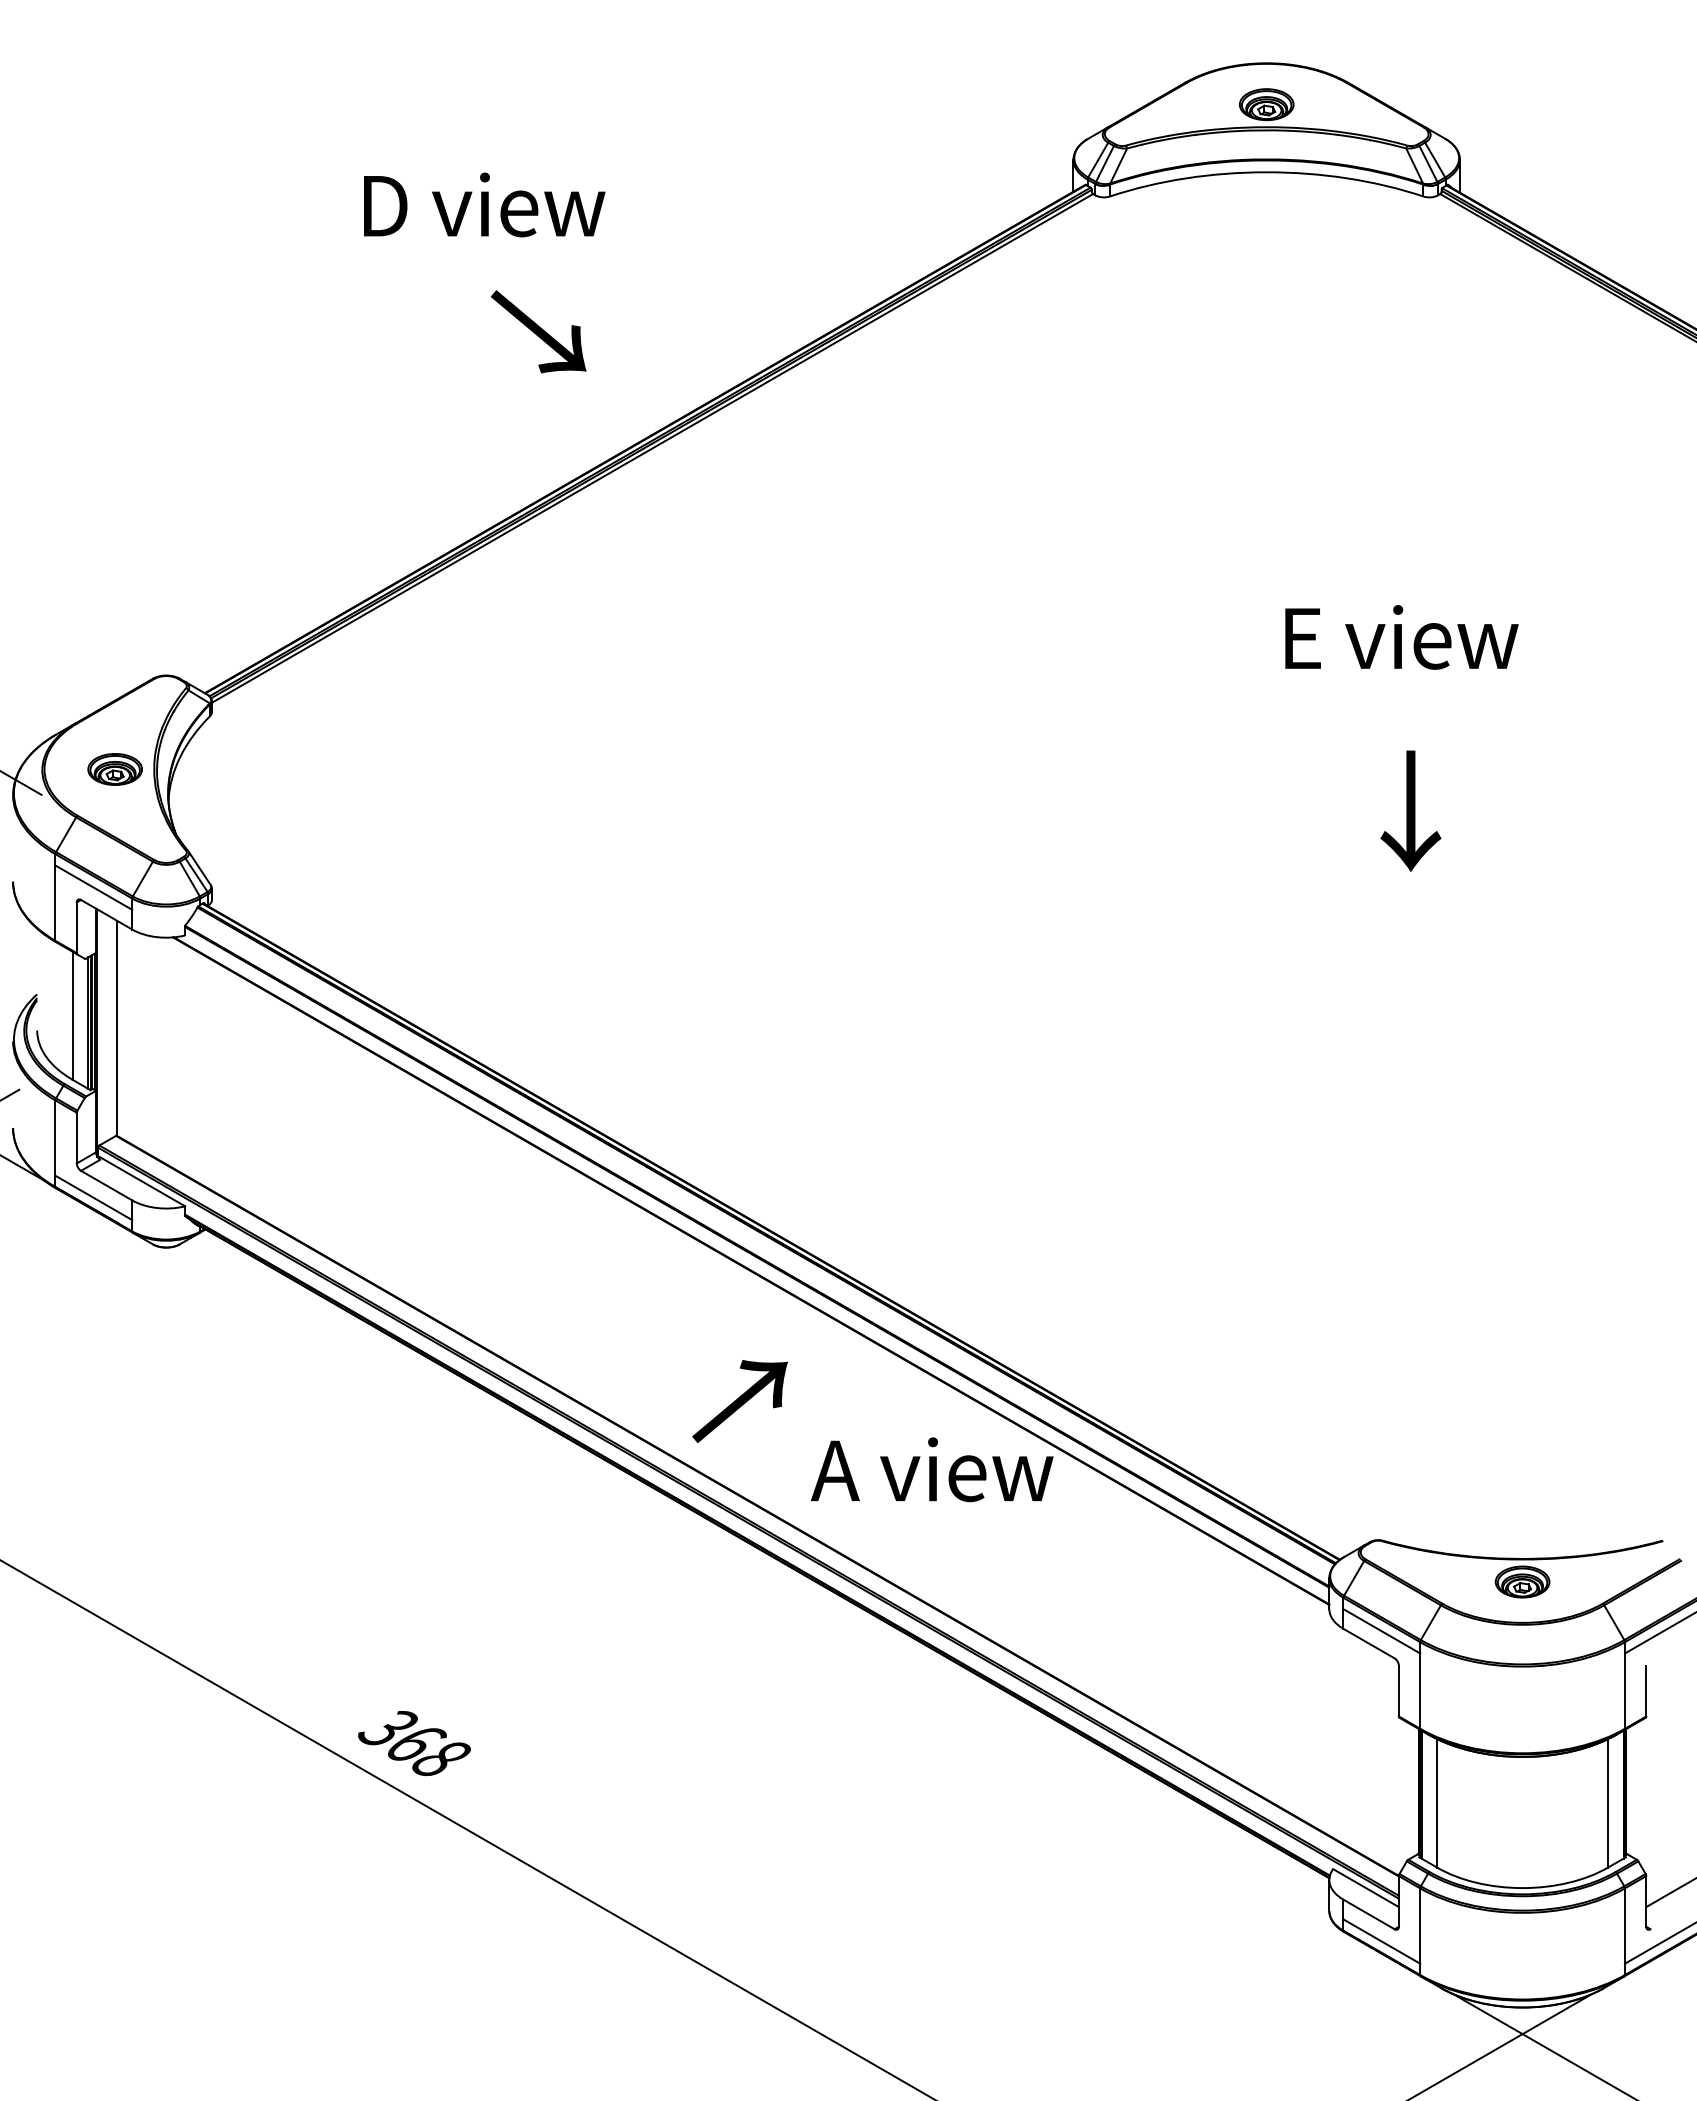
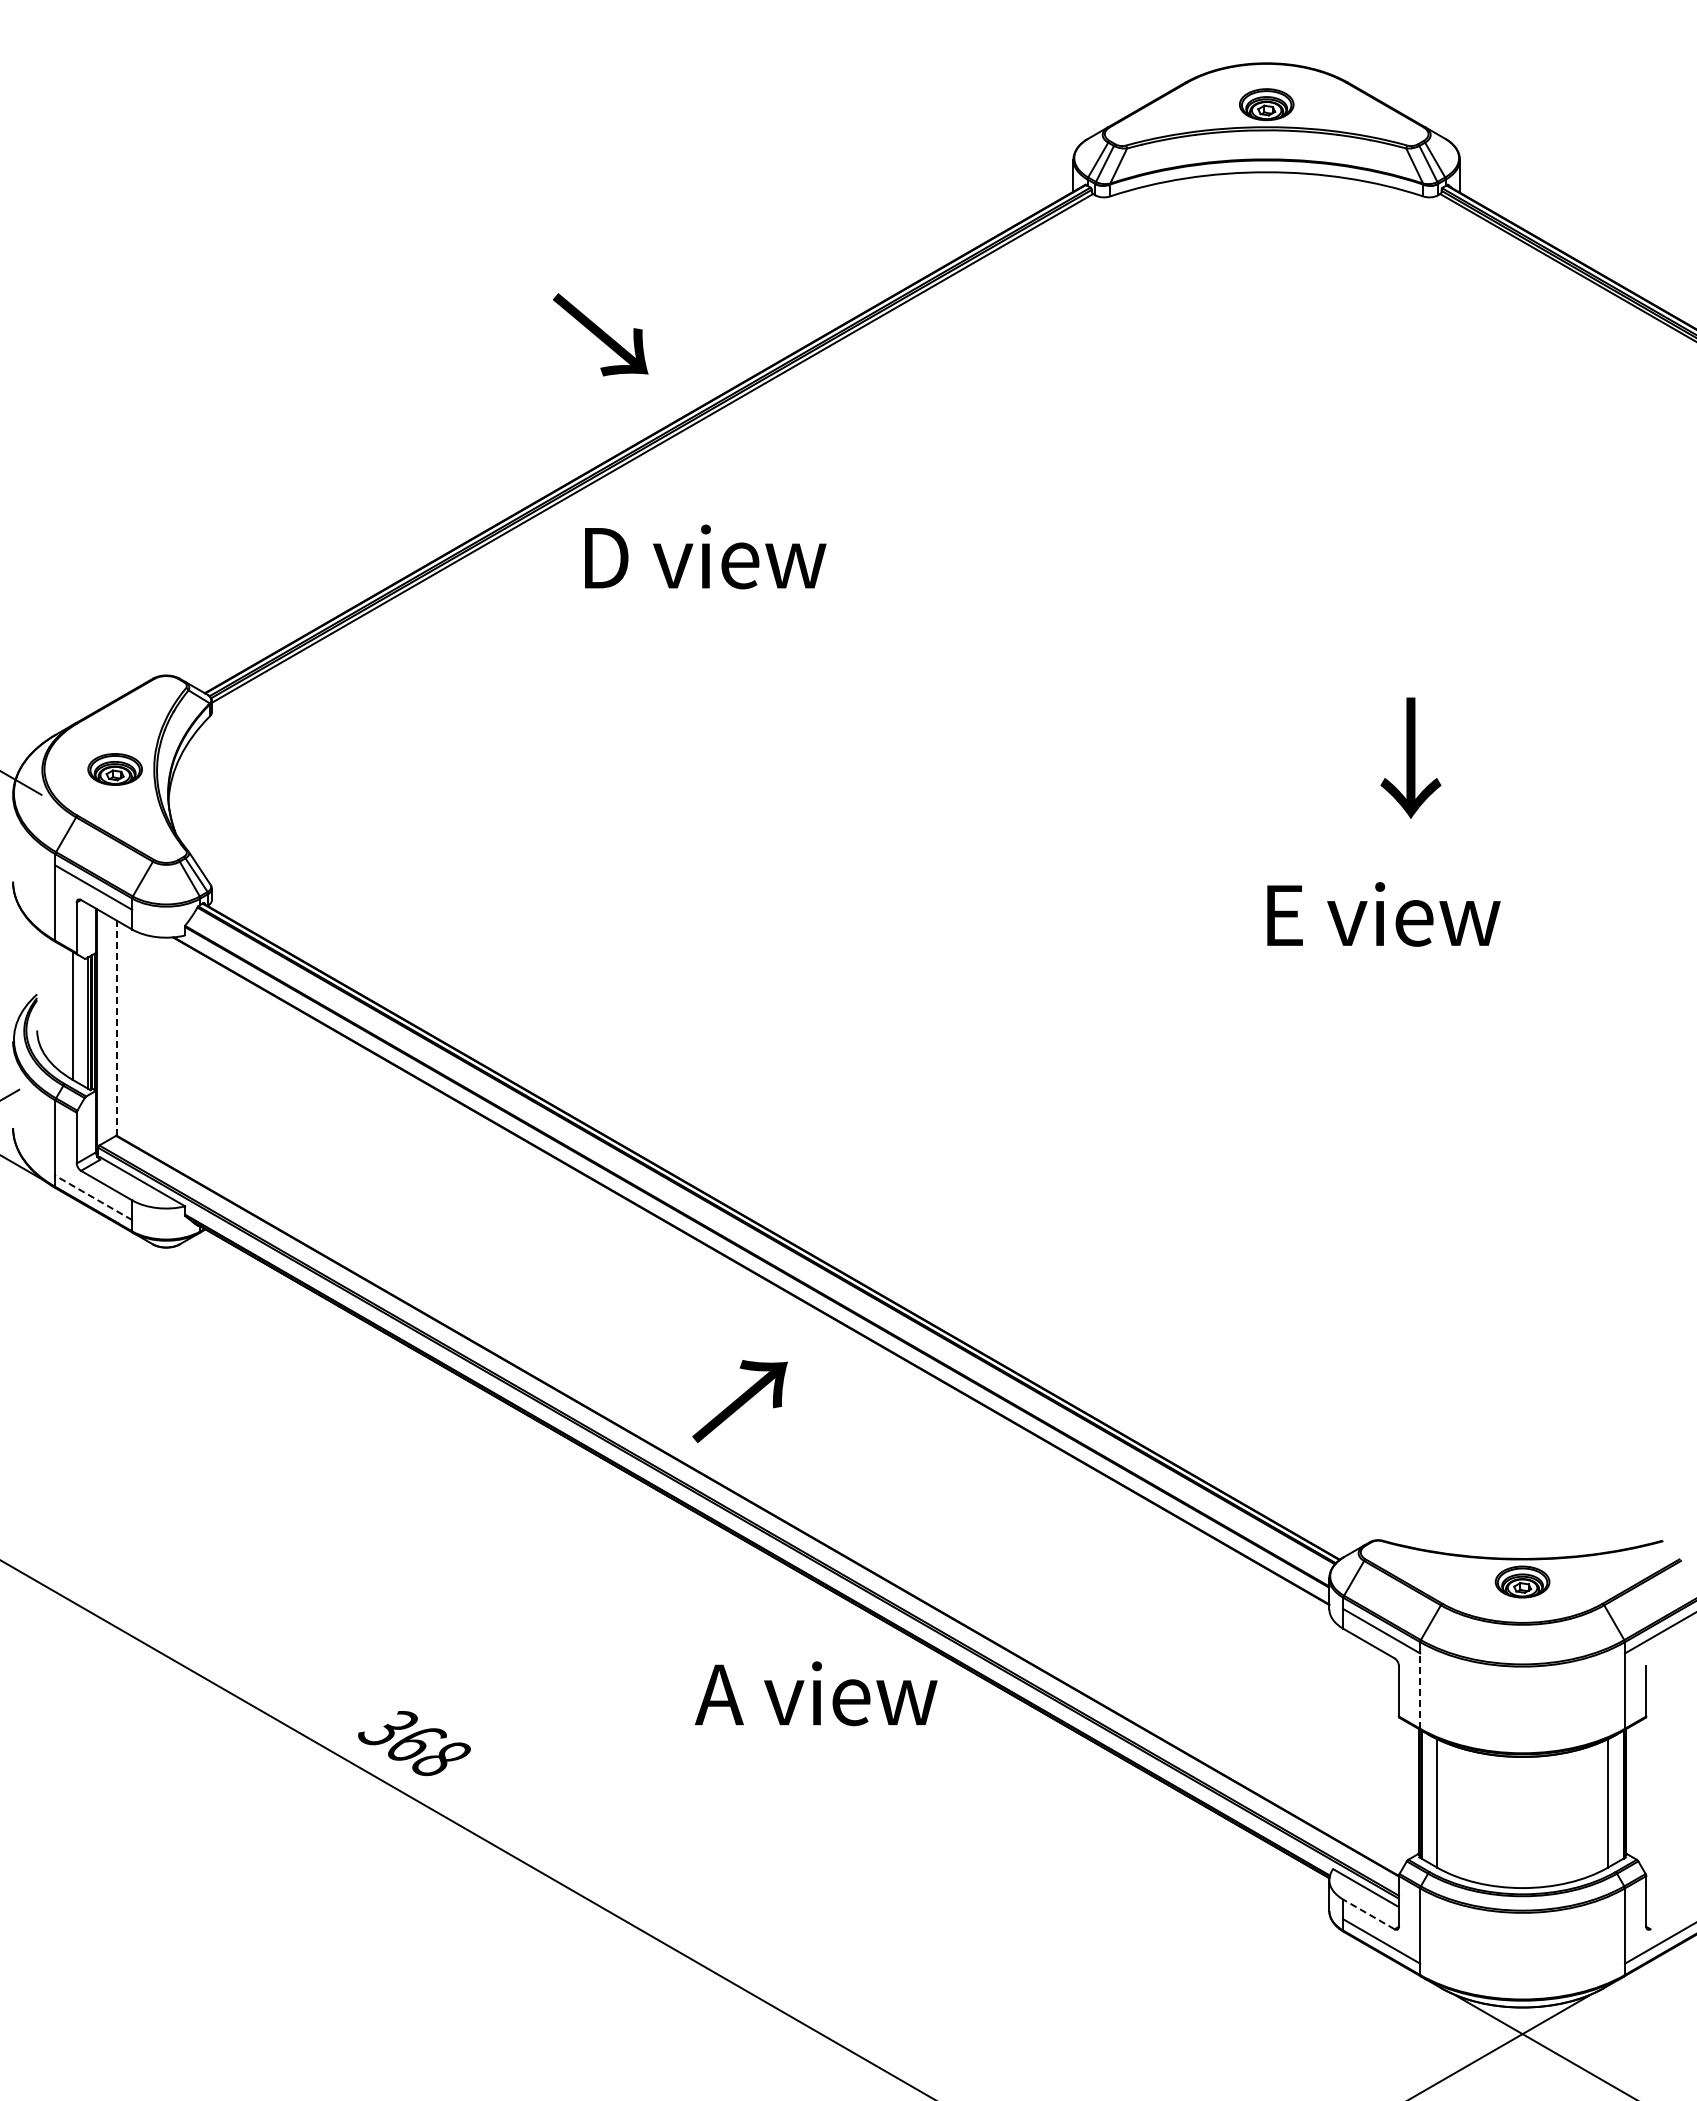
text position: (484, 204) -> (705, 556) (705, 556)
text position: (538, 331) -> (600, 334) (600, 334)
text position: (1401, 637) -> (1383, 914) (1383, 914)
text position: (1410, 810) -> (1410, 757) (1410, 757)
line: solid -> dashed (117, 1028)
line: solid -> dashed (93, 1197)
text position: (932, 1469) -> (816, 1693) (816, 1693)
line: solid -> dashed (1420, 1691)
line: present -> none (1669, 1893)
line: solid -> dashed (1369, 1914)
